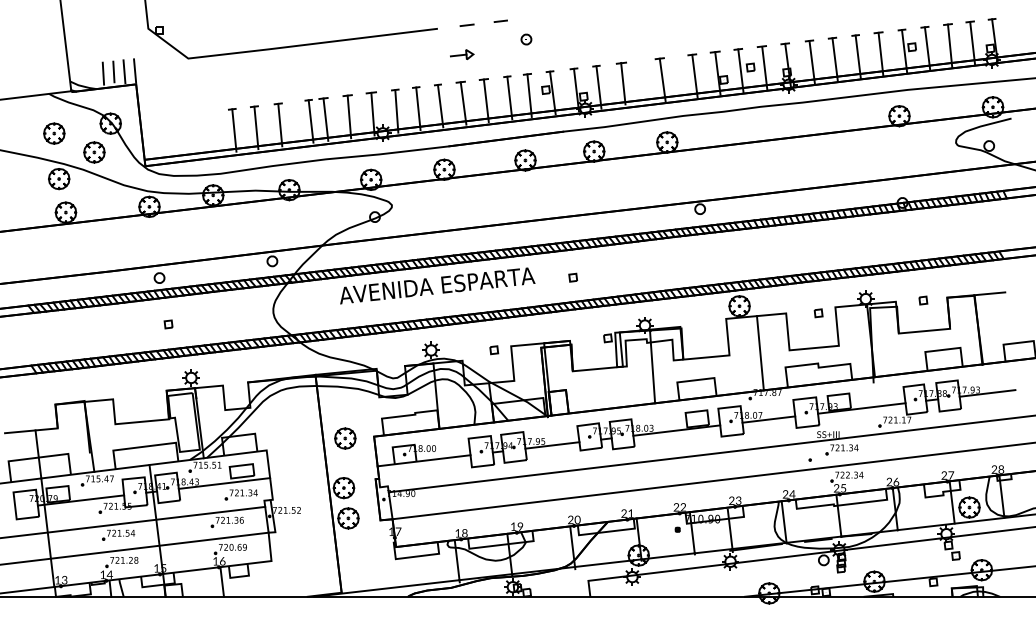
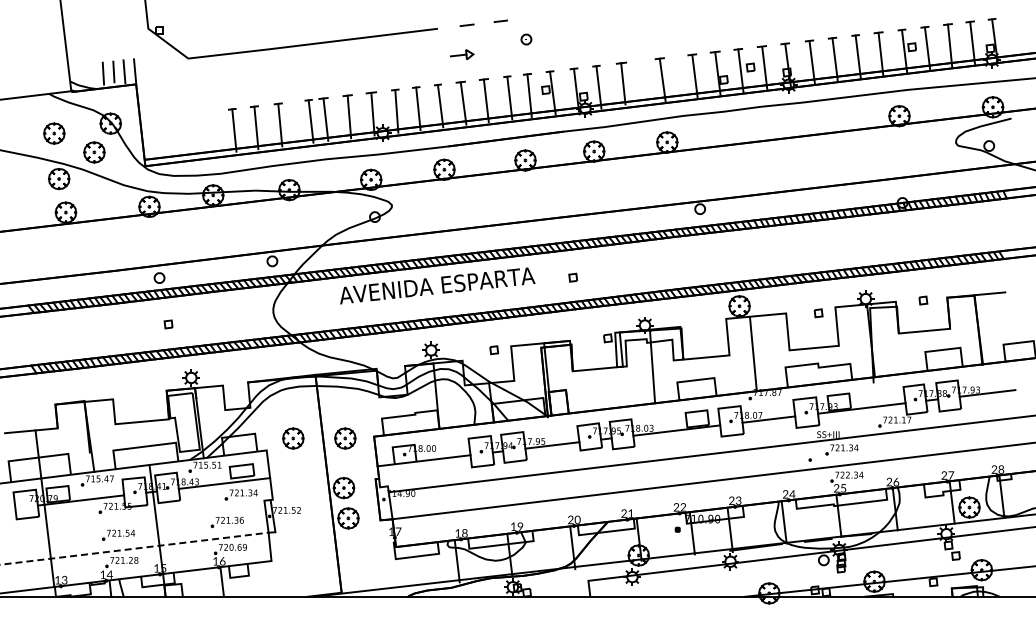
line position: (759, 353) -> (752, 354) (752, 354)
part: none -> present (293, 438)
line: present -> none (133, 521)
line: solid -> dashed (134, 548)
